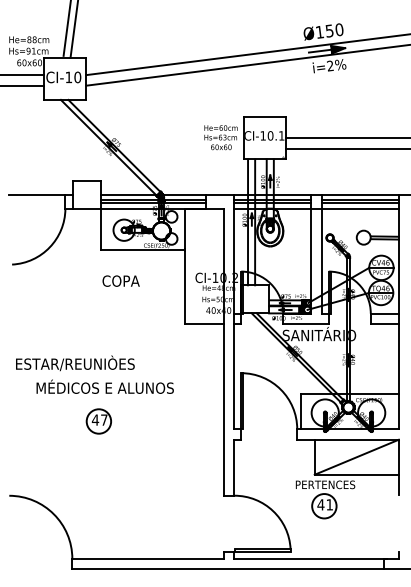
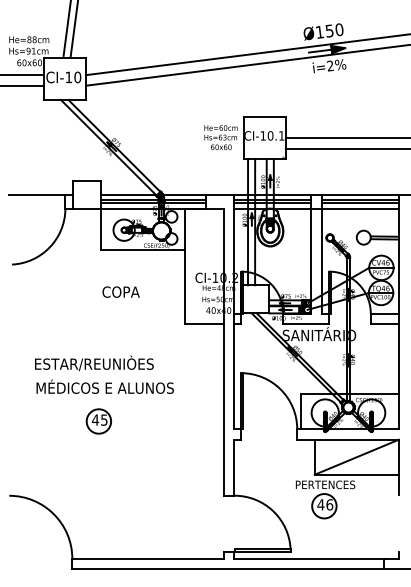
text position: (120, 280) -> (120, 291) (120, 291)
text position: (75, 363) -> (94, 363) (94, 363)
text: 47 -> 45 (104, 419)
text: 41 -> 46 (329, 504)
